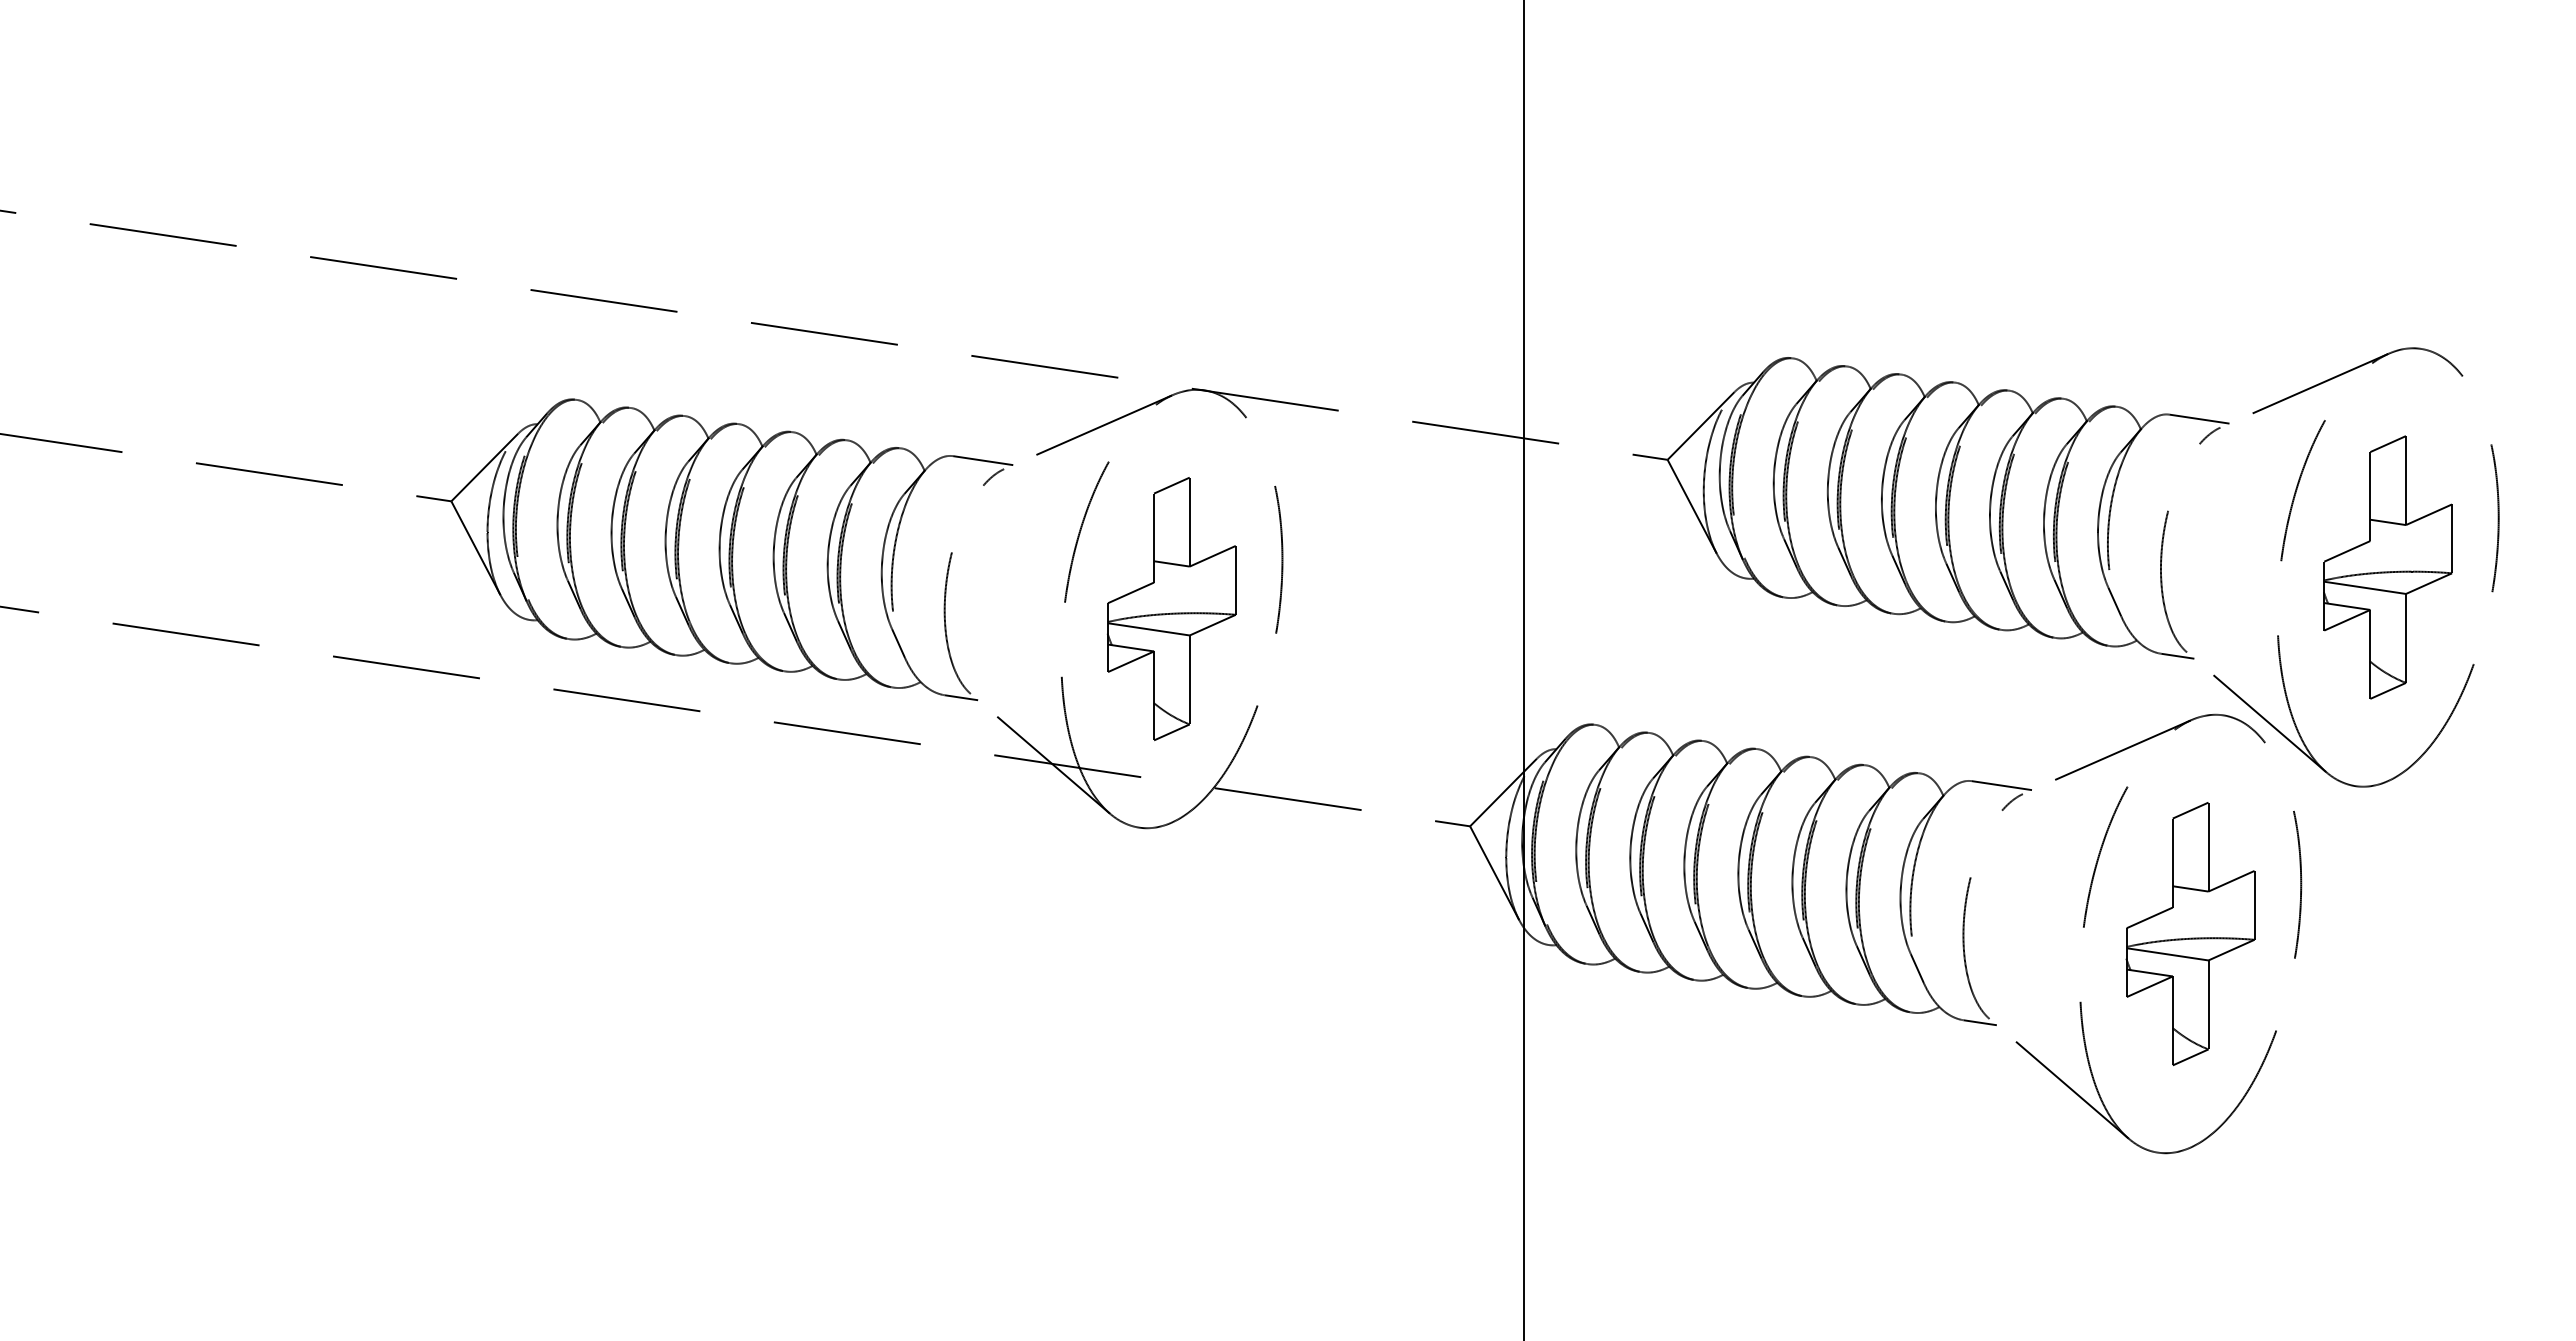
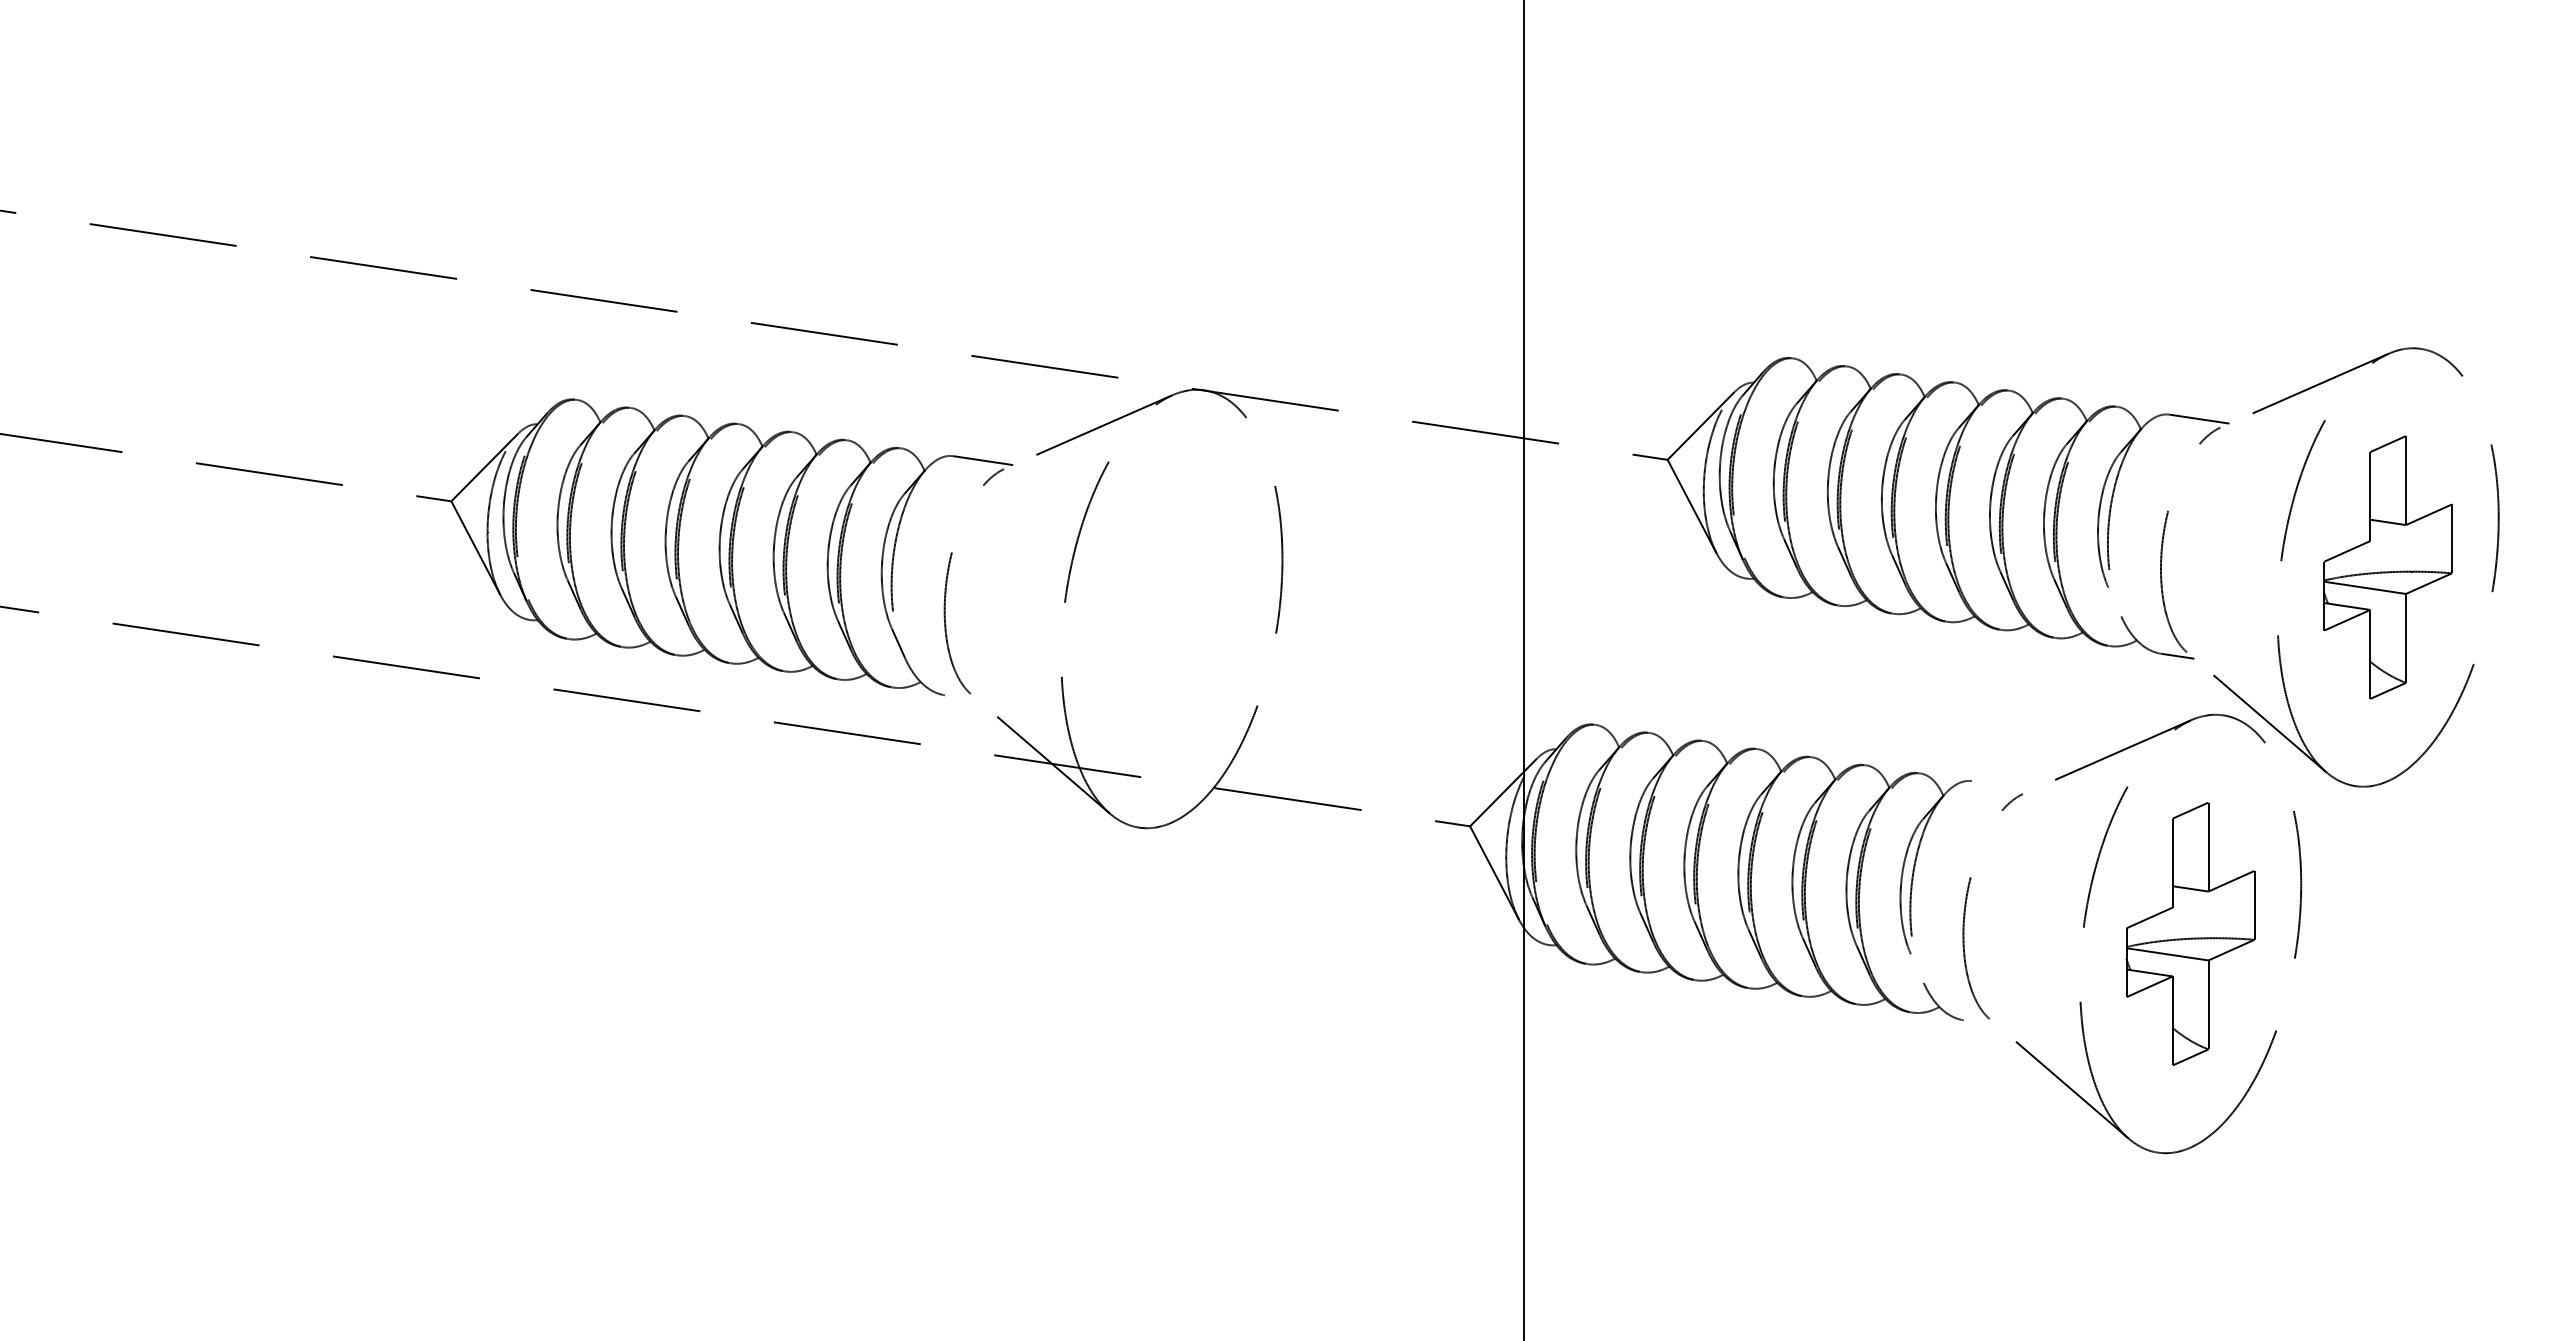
line: present -> none (2114, 601)
part: present -> none (1171, 609)
line: present -> none (961, 697)
line: present -> none (2001, 785)
line: present -> none (1916, 968)
line: present -> none (1979, 1022)
